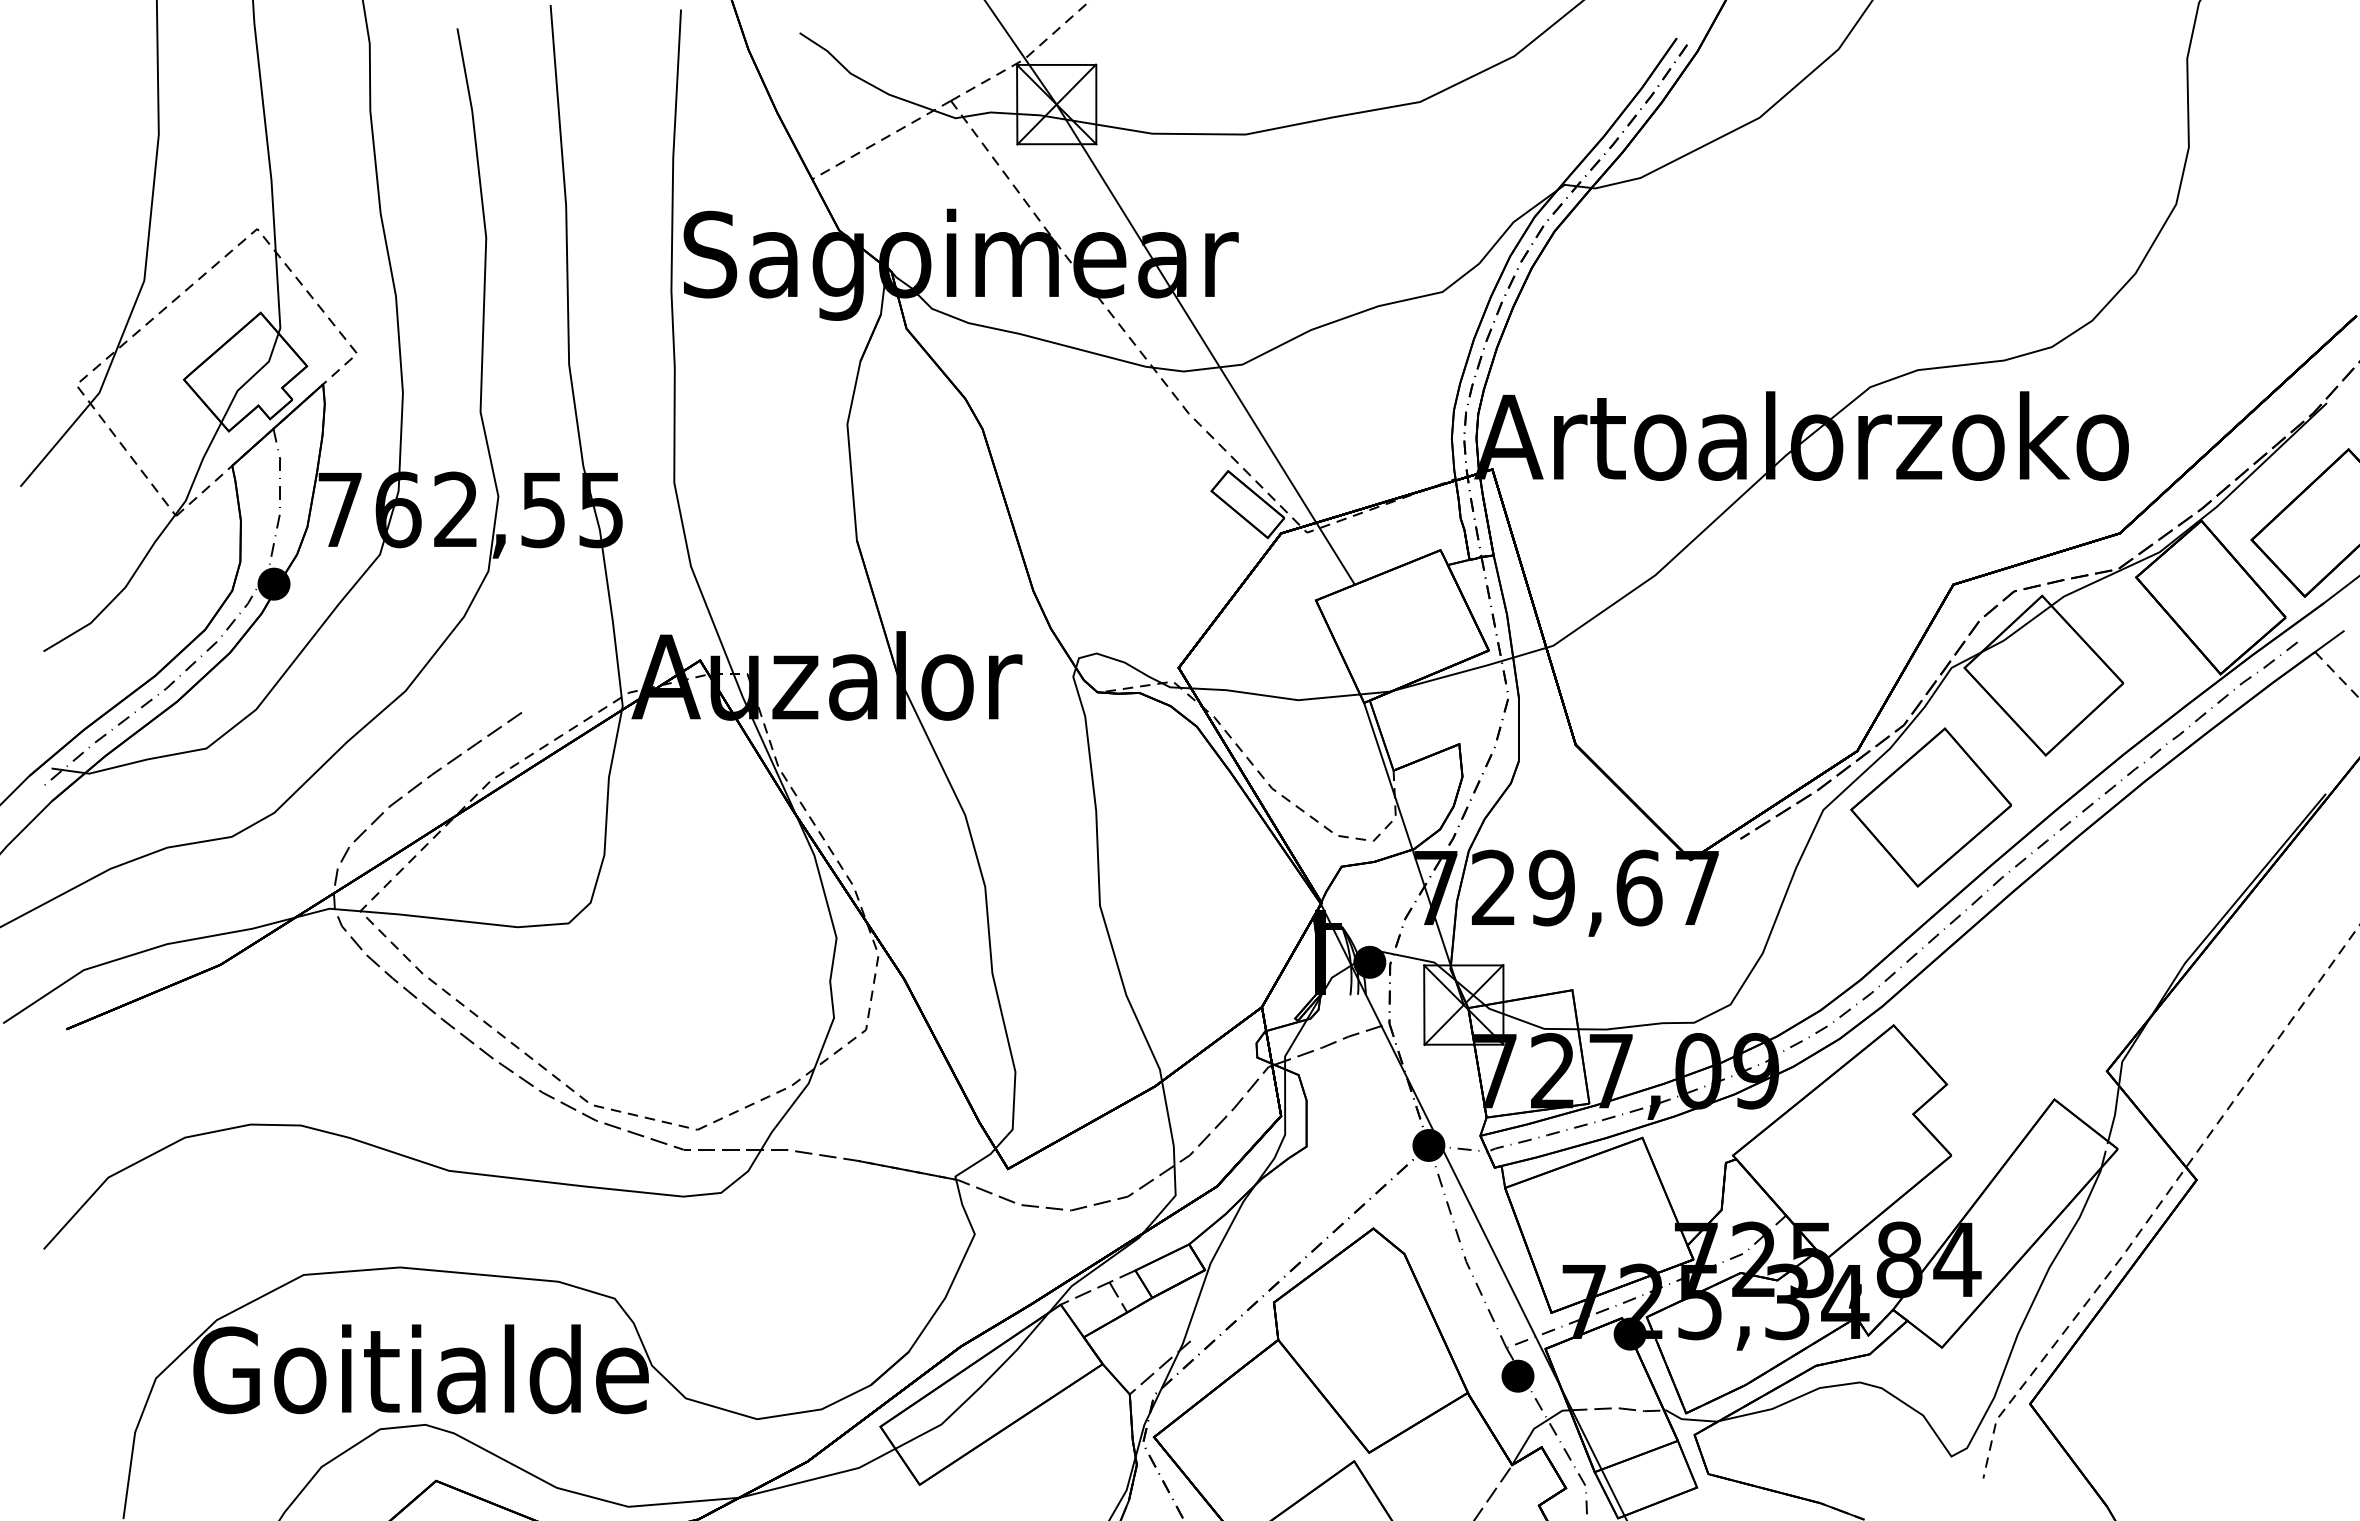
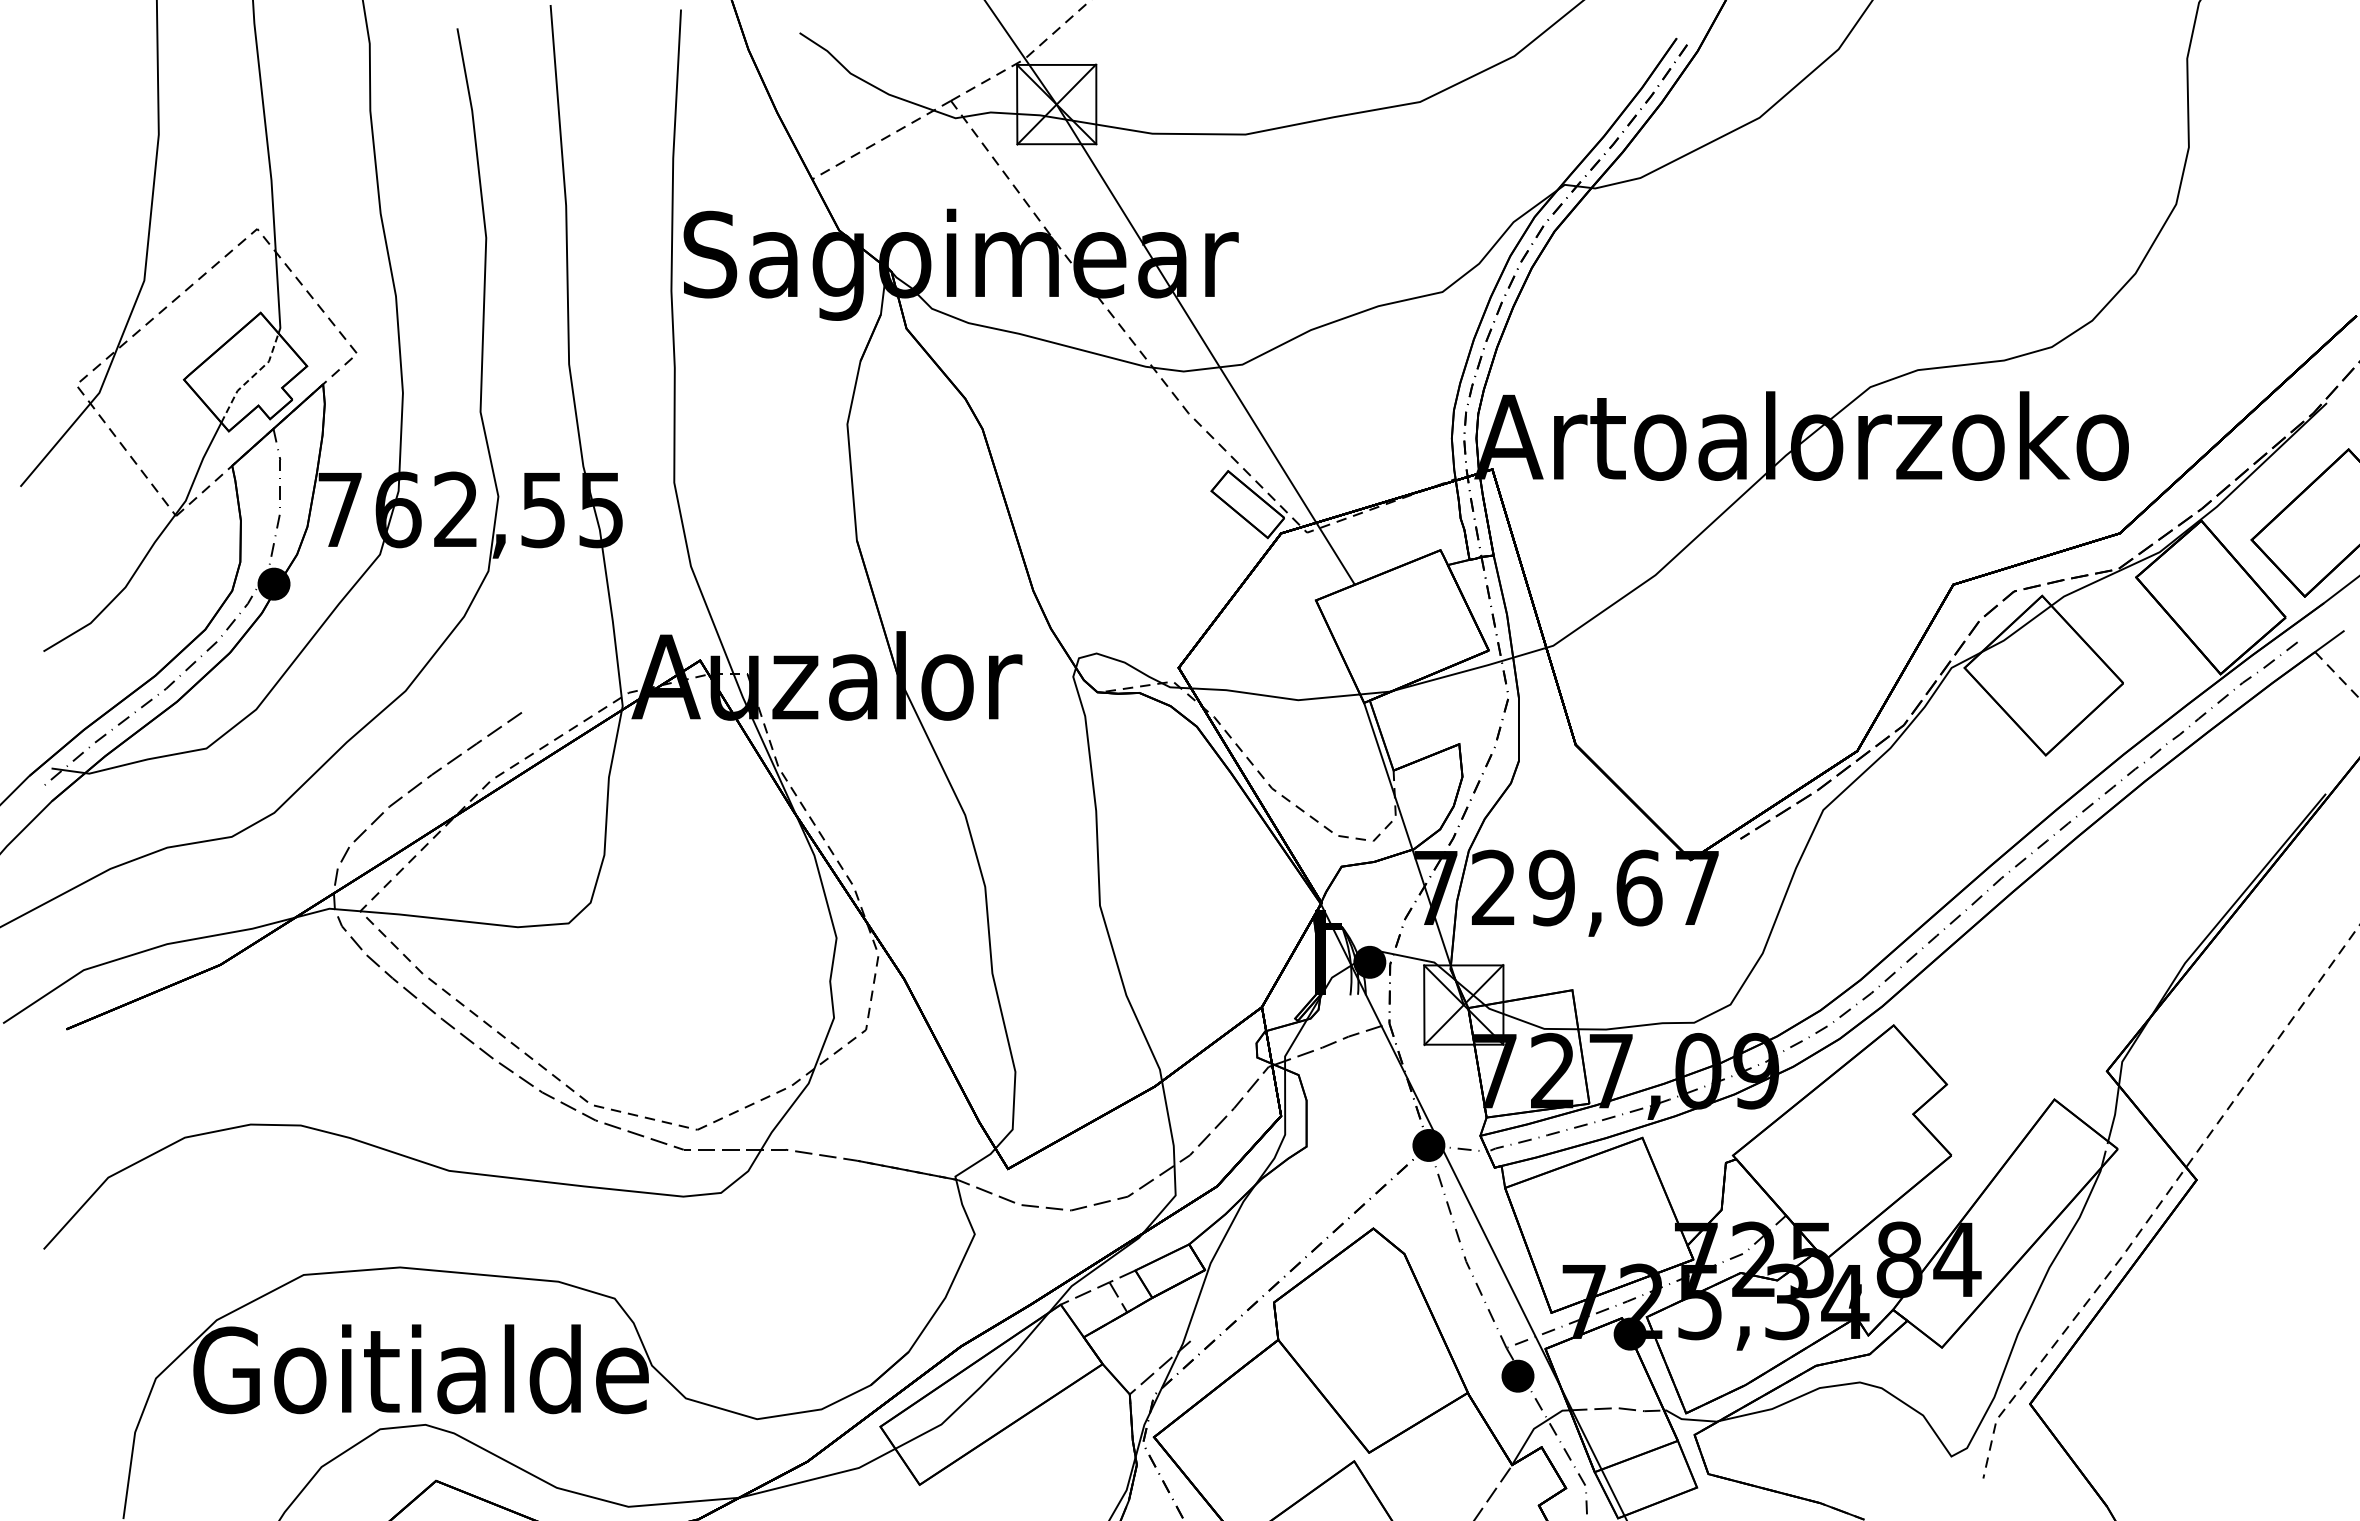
line: solid -> dashed (251, 377)
part: present -> none (1930, 807)
